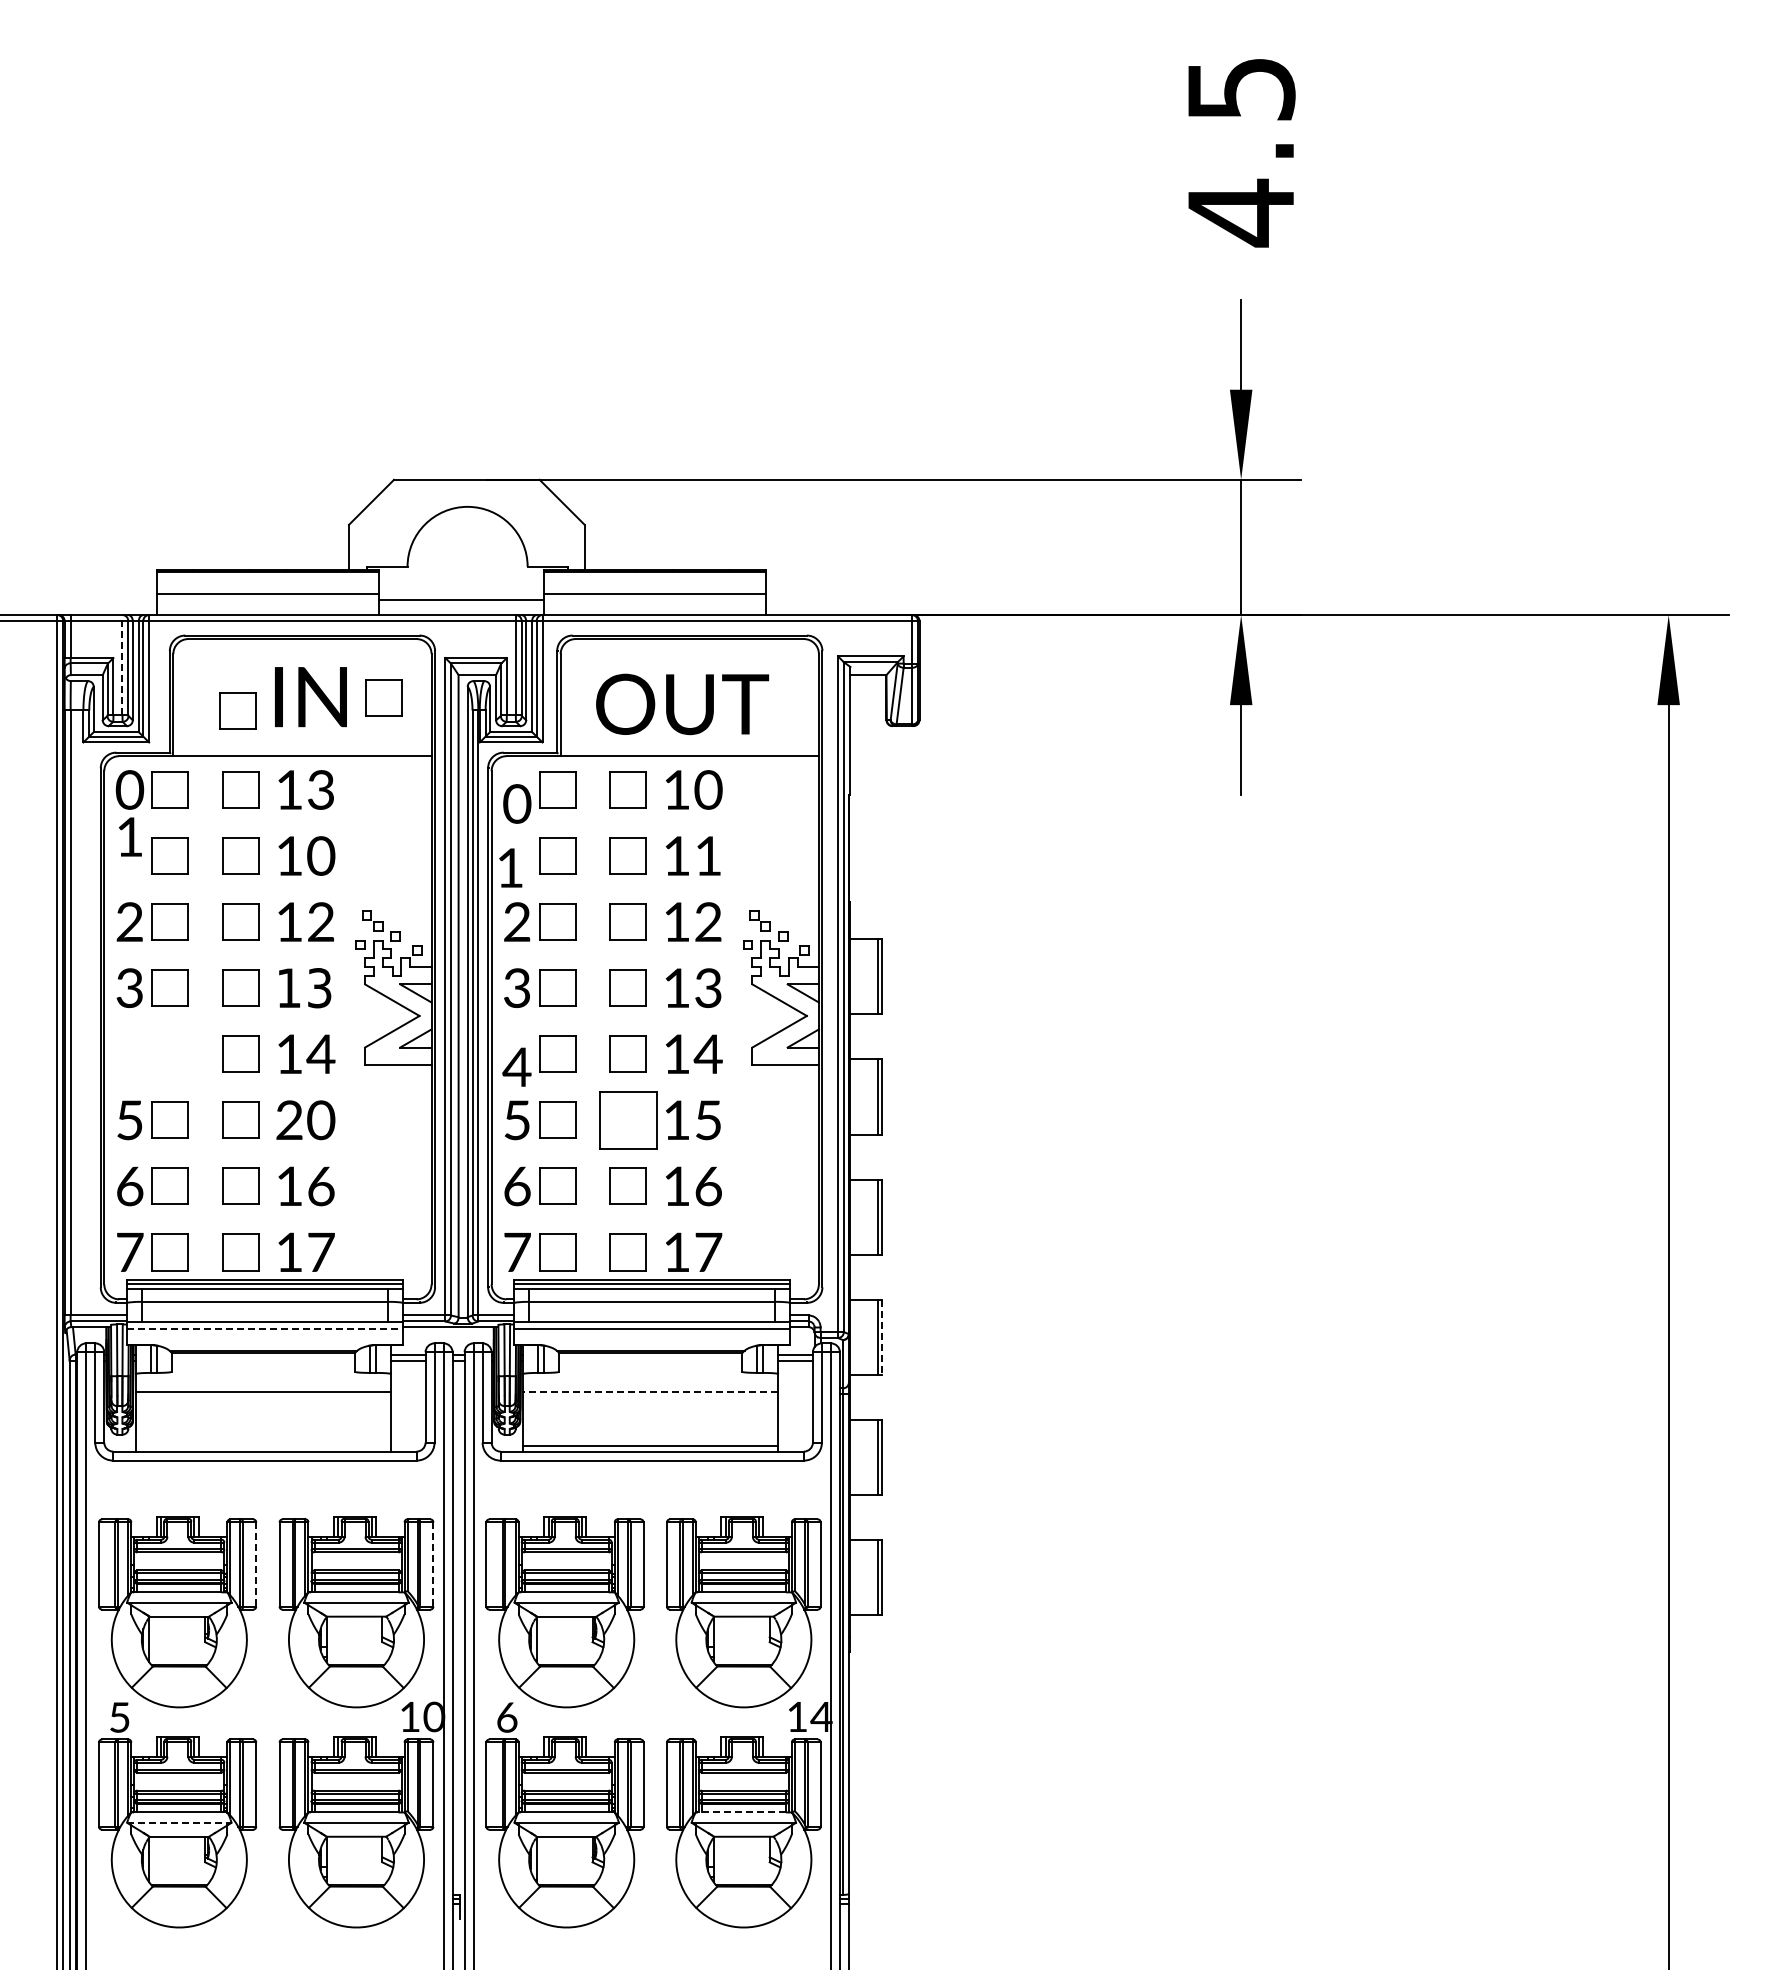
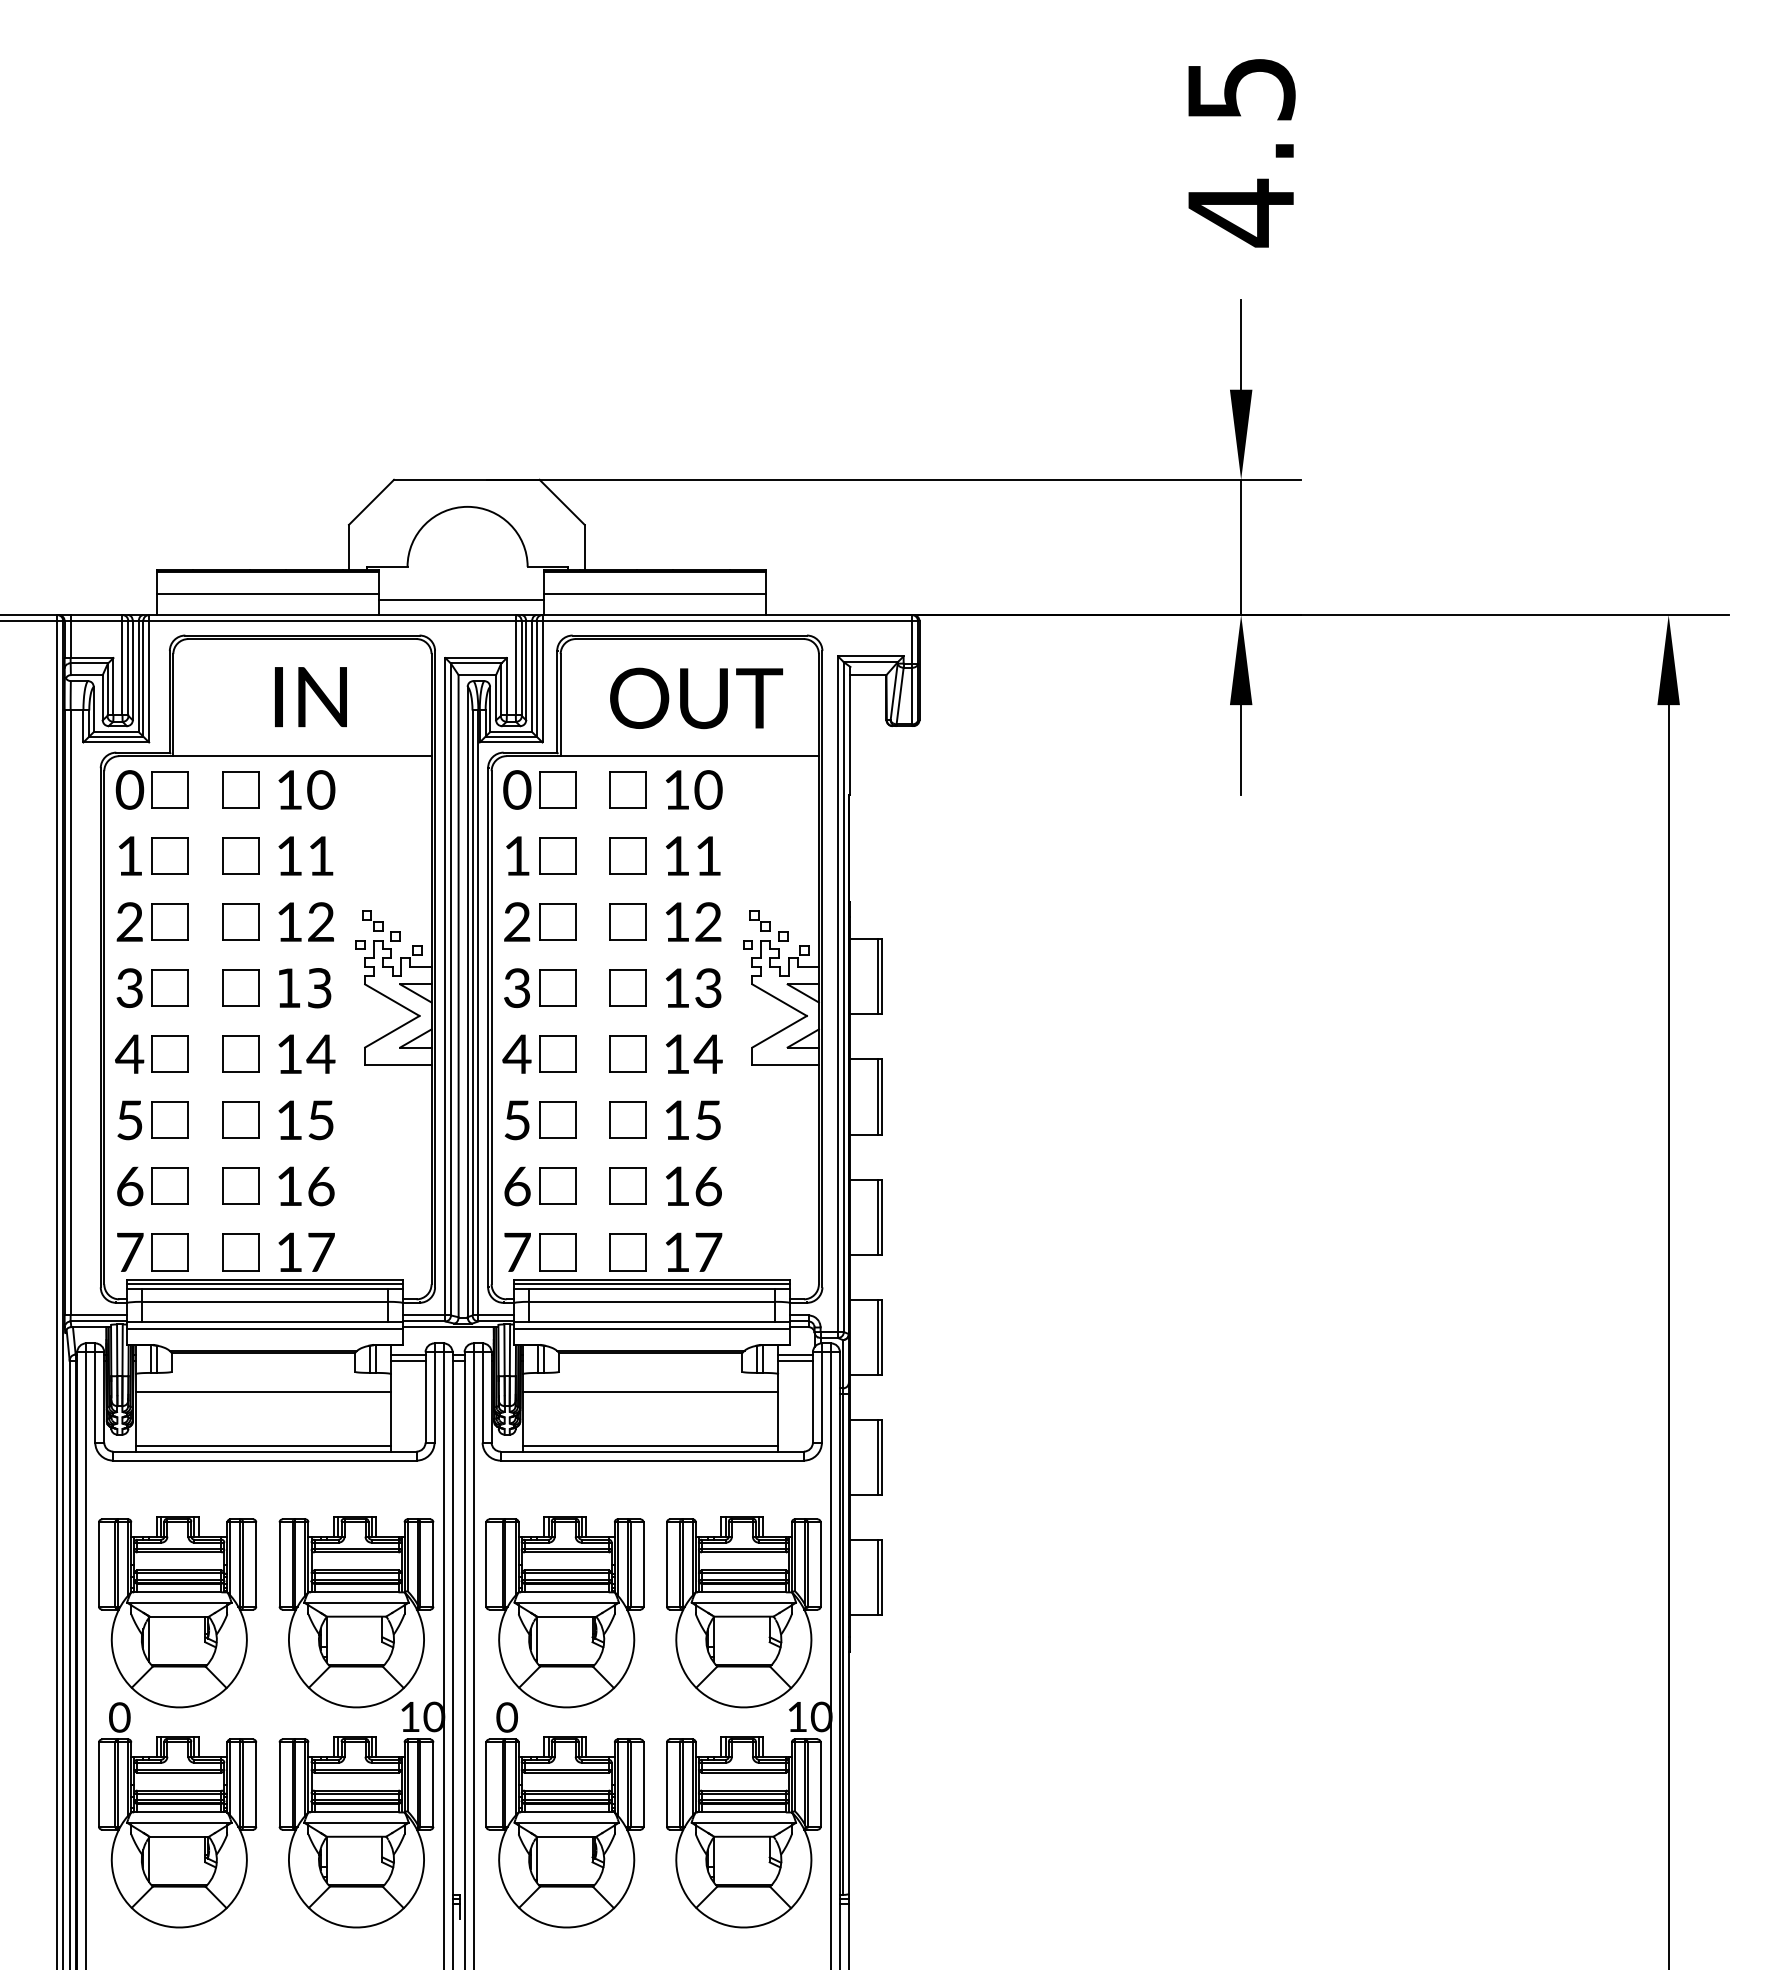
line: dashed -> solid (122, 664)
part: present -> none (383, 697)
text position: (682, 704) -> (696, 698) (696, 698)
part: present -> none (237, 710)
text: 13 -> 10 (321, 789)
text position: (517, 803) -> (517, 789) (517, 789)
text position: (129, 836) -> (129, 855) (129, 855)
text: 10 -> 11 (321, 855)
text position: (510, 867) -> (517, 855) (517, 855)
part: none -> present (151, 1053)
text position: (516, 1066) -> (516, 1053) (516, 1053)
text: 20 -> 15 (305, 1120)
part size: 59x59 px -> 38x38 px (627, 1119)
line: dashed -> solid (265, 1328)
line: dashed -> solid (882, 1337)
line: dashed -> solid (650, 1391)
line: none -> present (263, 1446)
line: dashed -> solid (256, 1565)
line: dashed -> solid (433, 1565)
text: 14 -> 10 (821, 1716)
text: 5 -> 0 (119, 1717)
text: 6 -> 0 (506, 1717)
line: dashed -> solid (740, 1812)
line: dashed -> solid (179, 1822)
